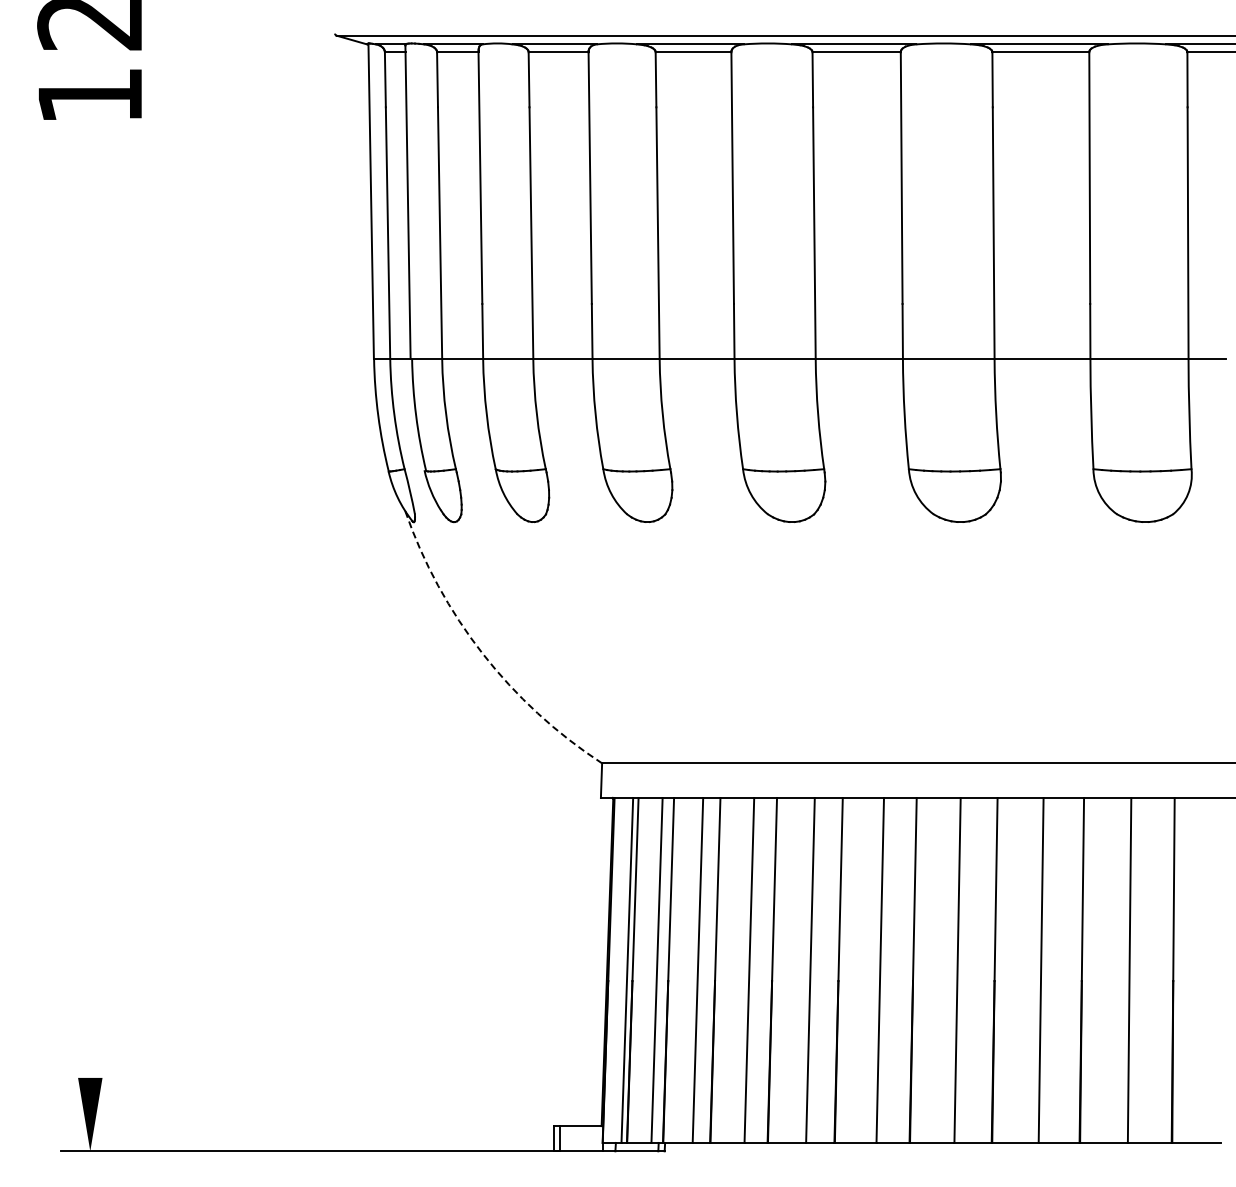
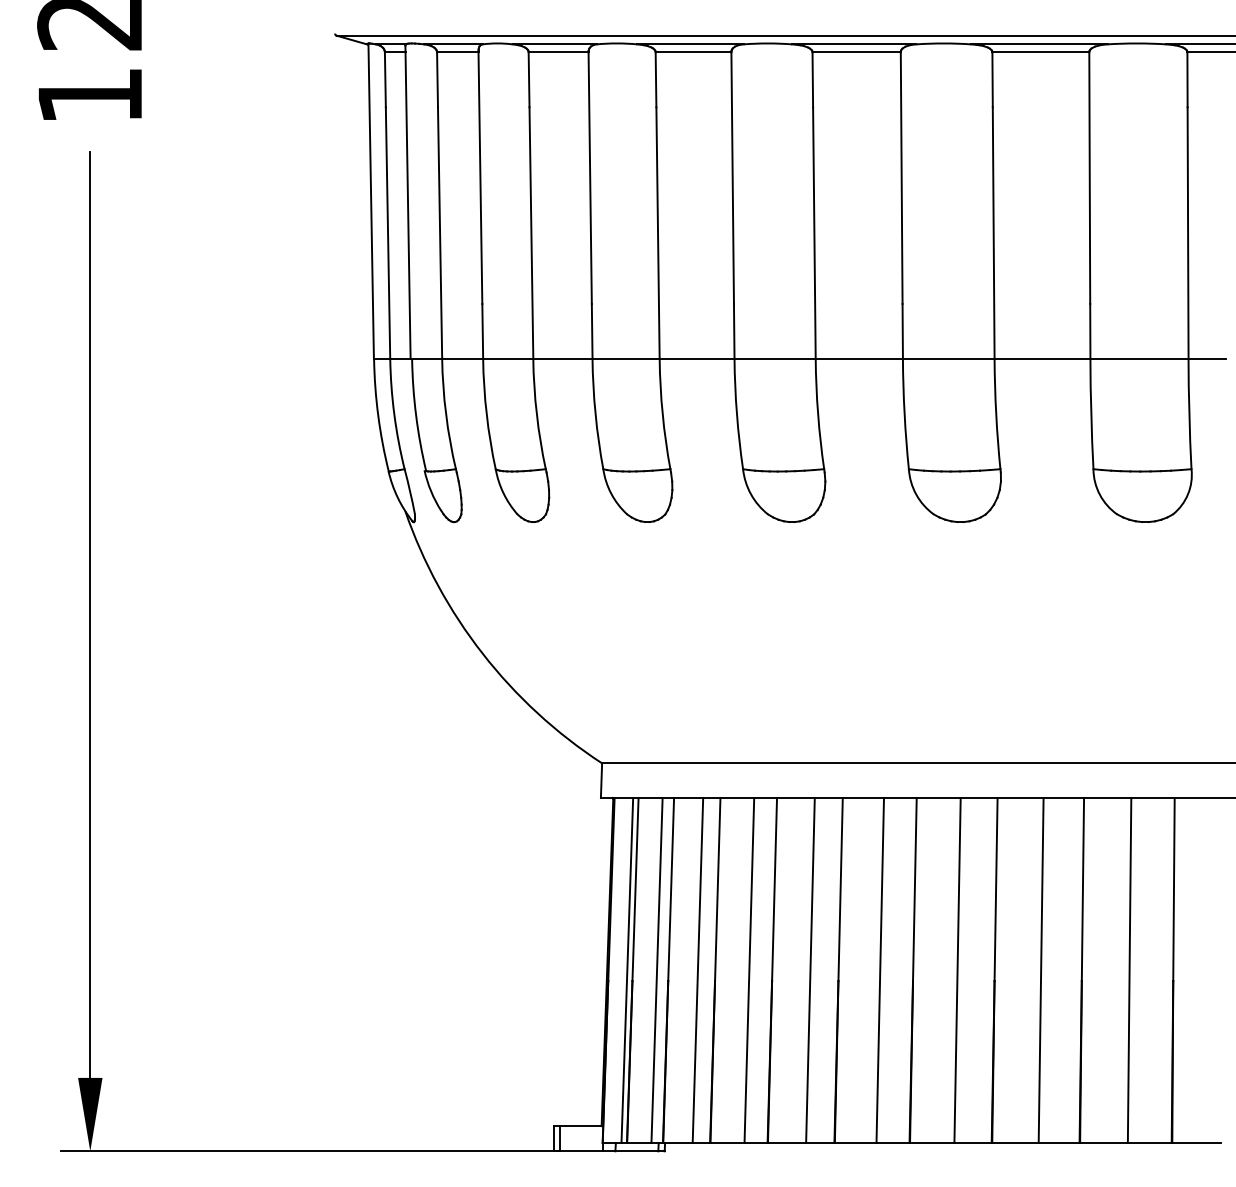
line: none -> present (90, 614)
arc: dashed -> solid (482, 653)
